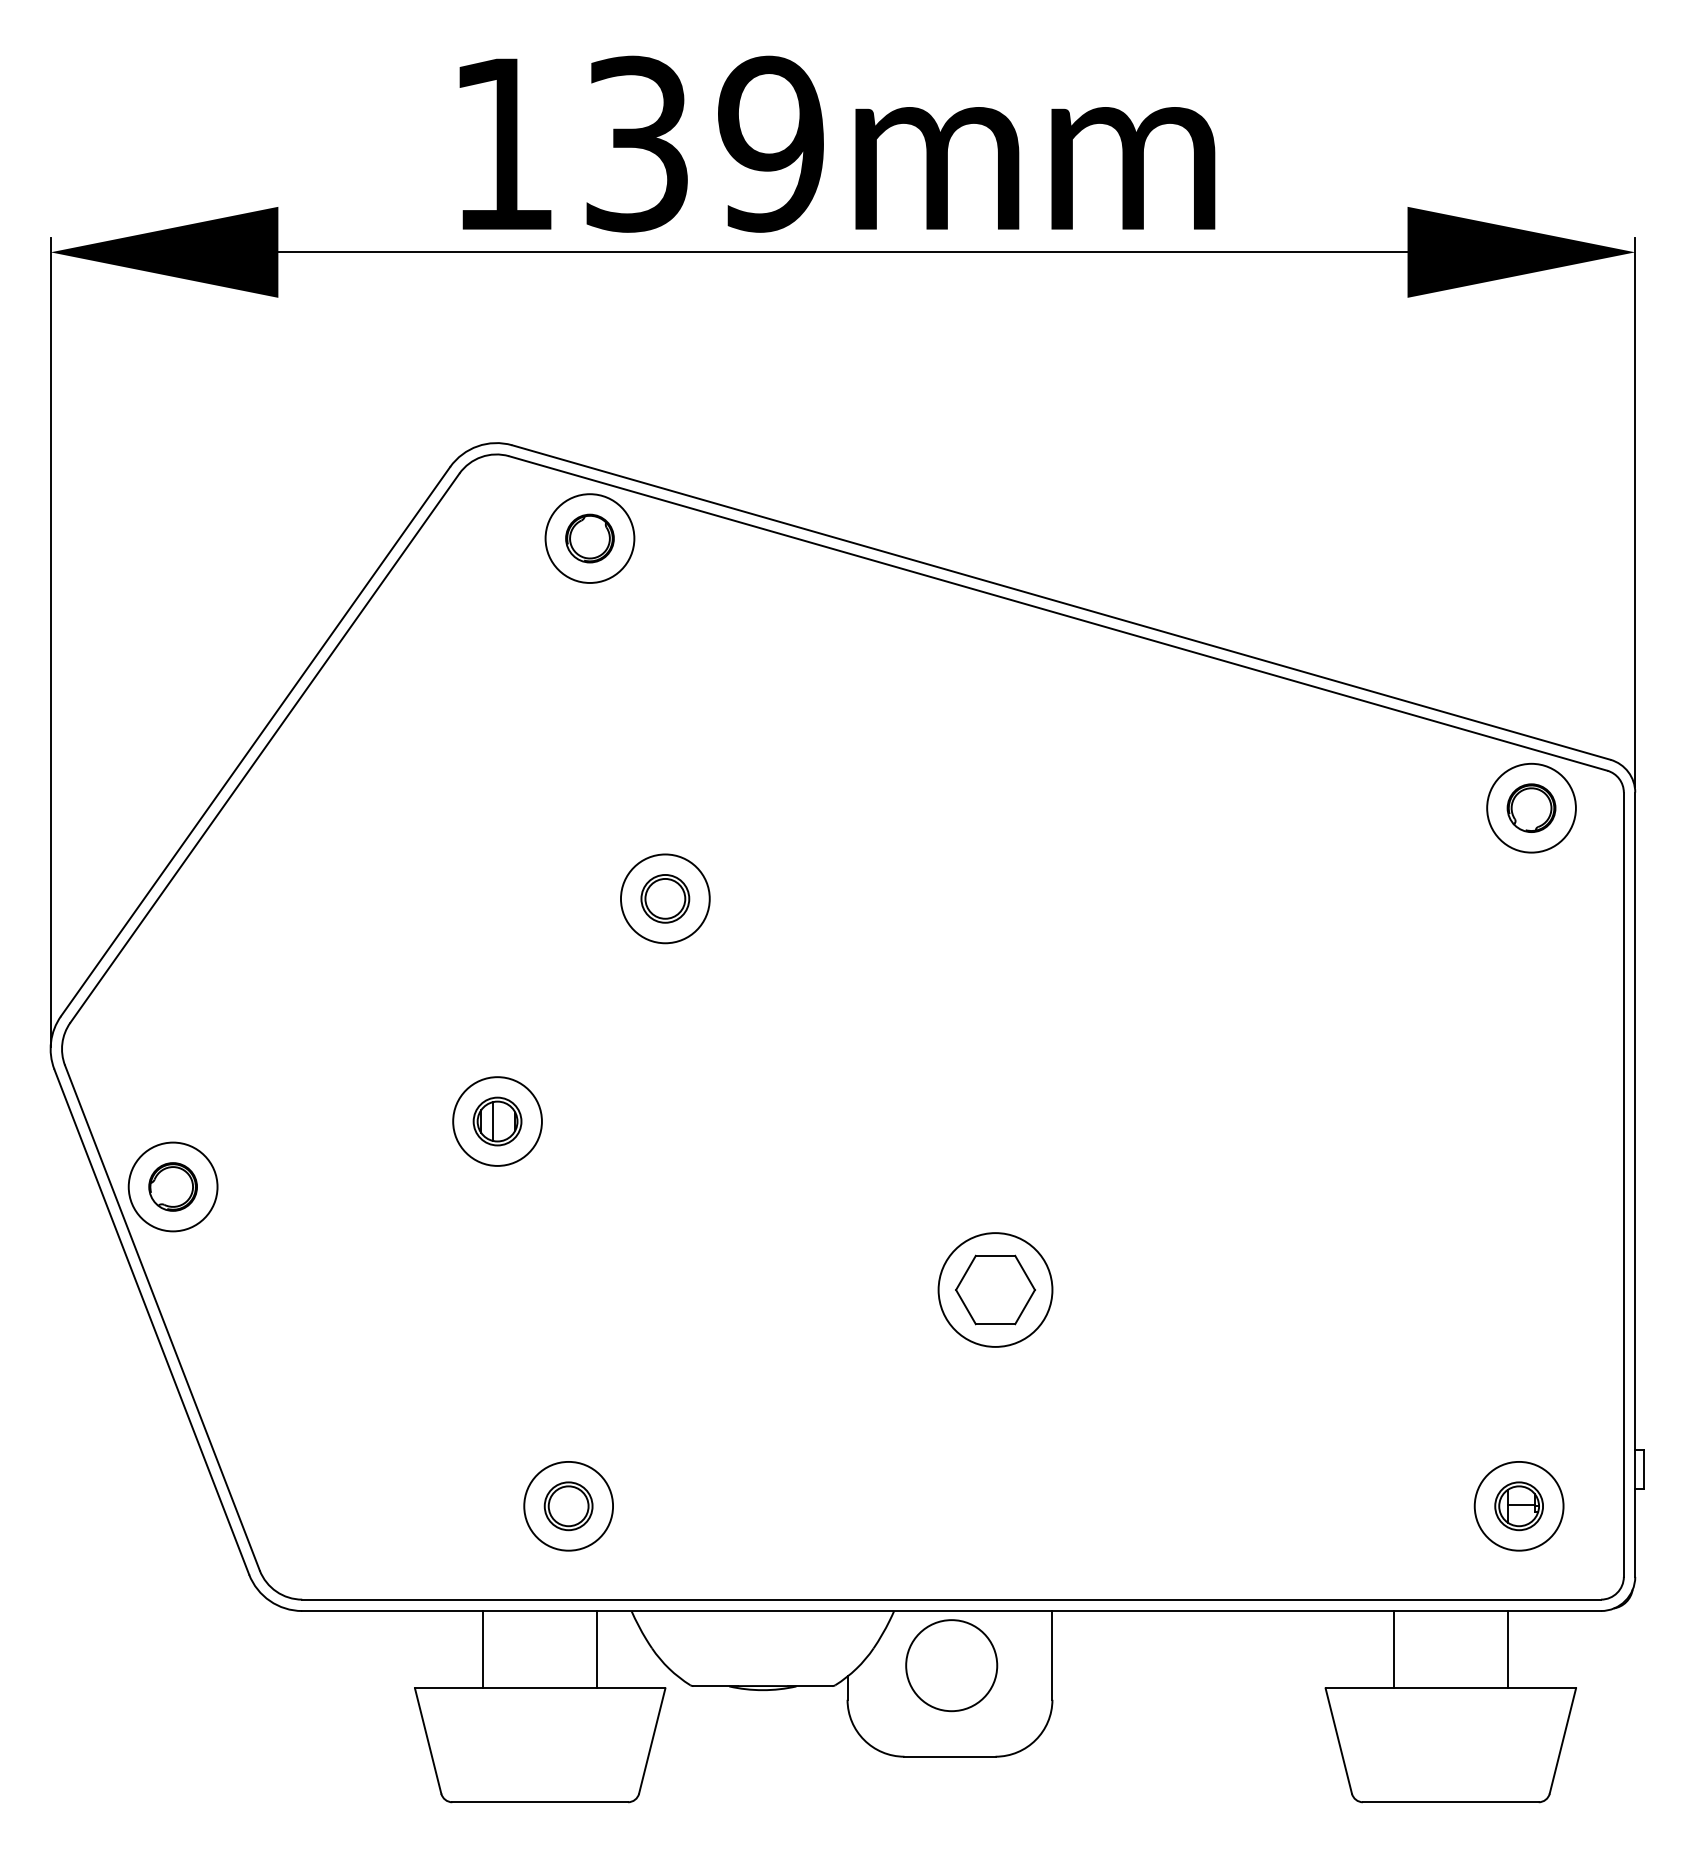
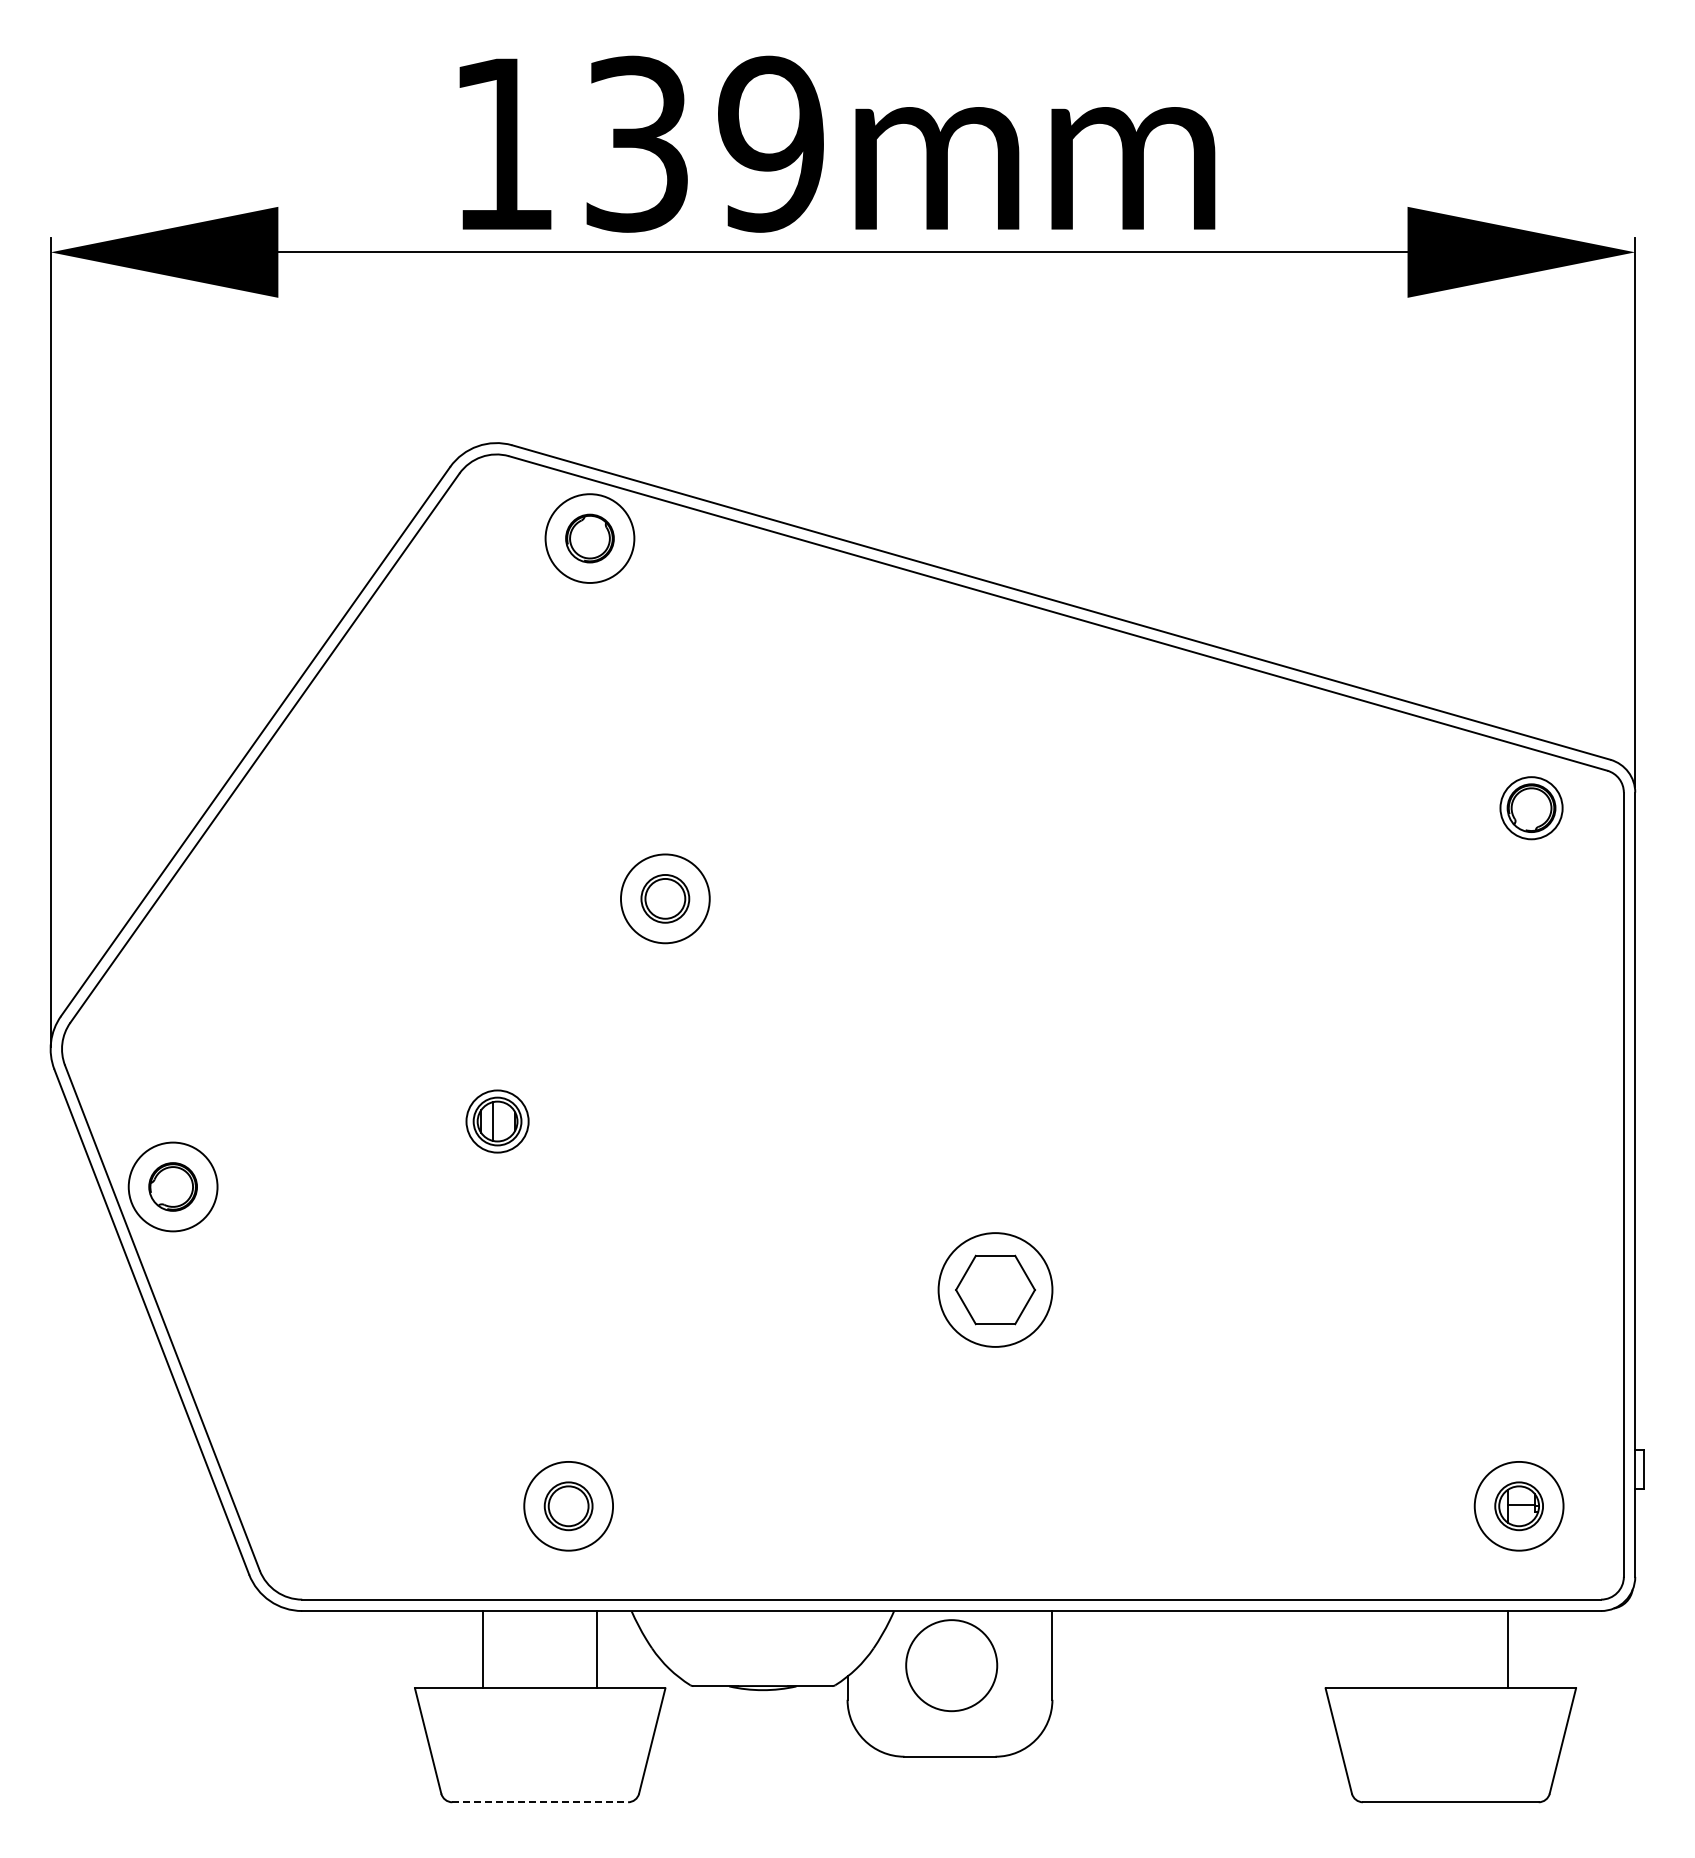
circle diameter: 89 px -> 62 px (1531, 808)
circle diameter: 89 px -> 62 px (497, 1121)
line: present -> none (1393, 1649)
line: solid -> dashed (540, 1802)
